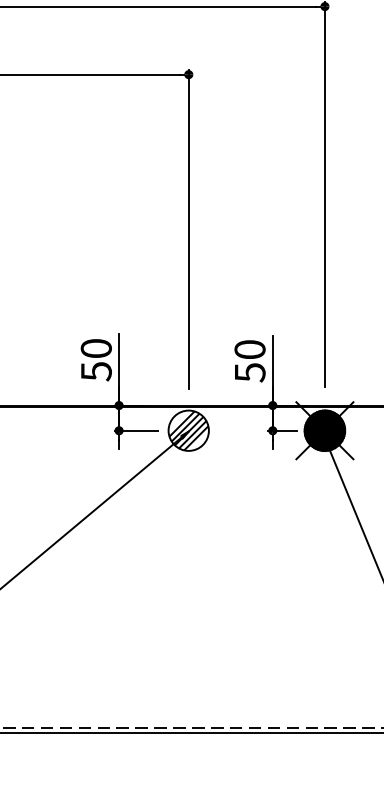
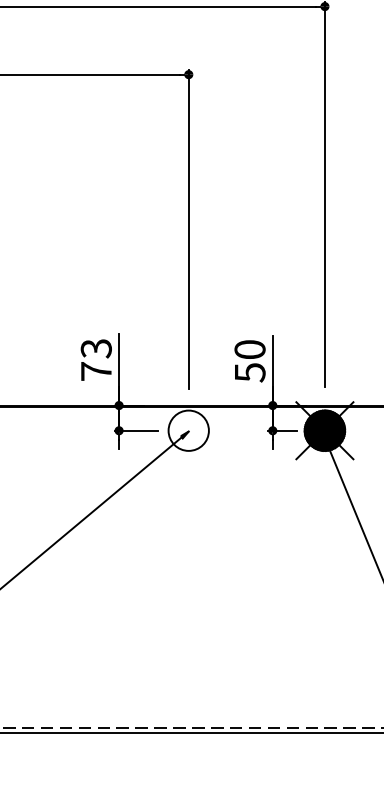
text: 50 -> 73 (95, 360)
hatch: present -> none (188, 430)
